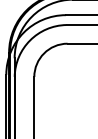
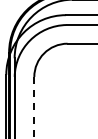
line: solid -> dashed (34, 107)
